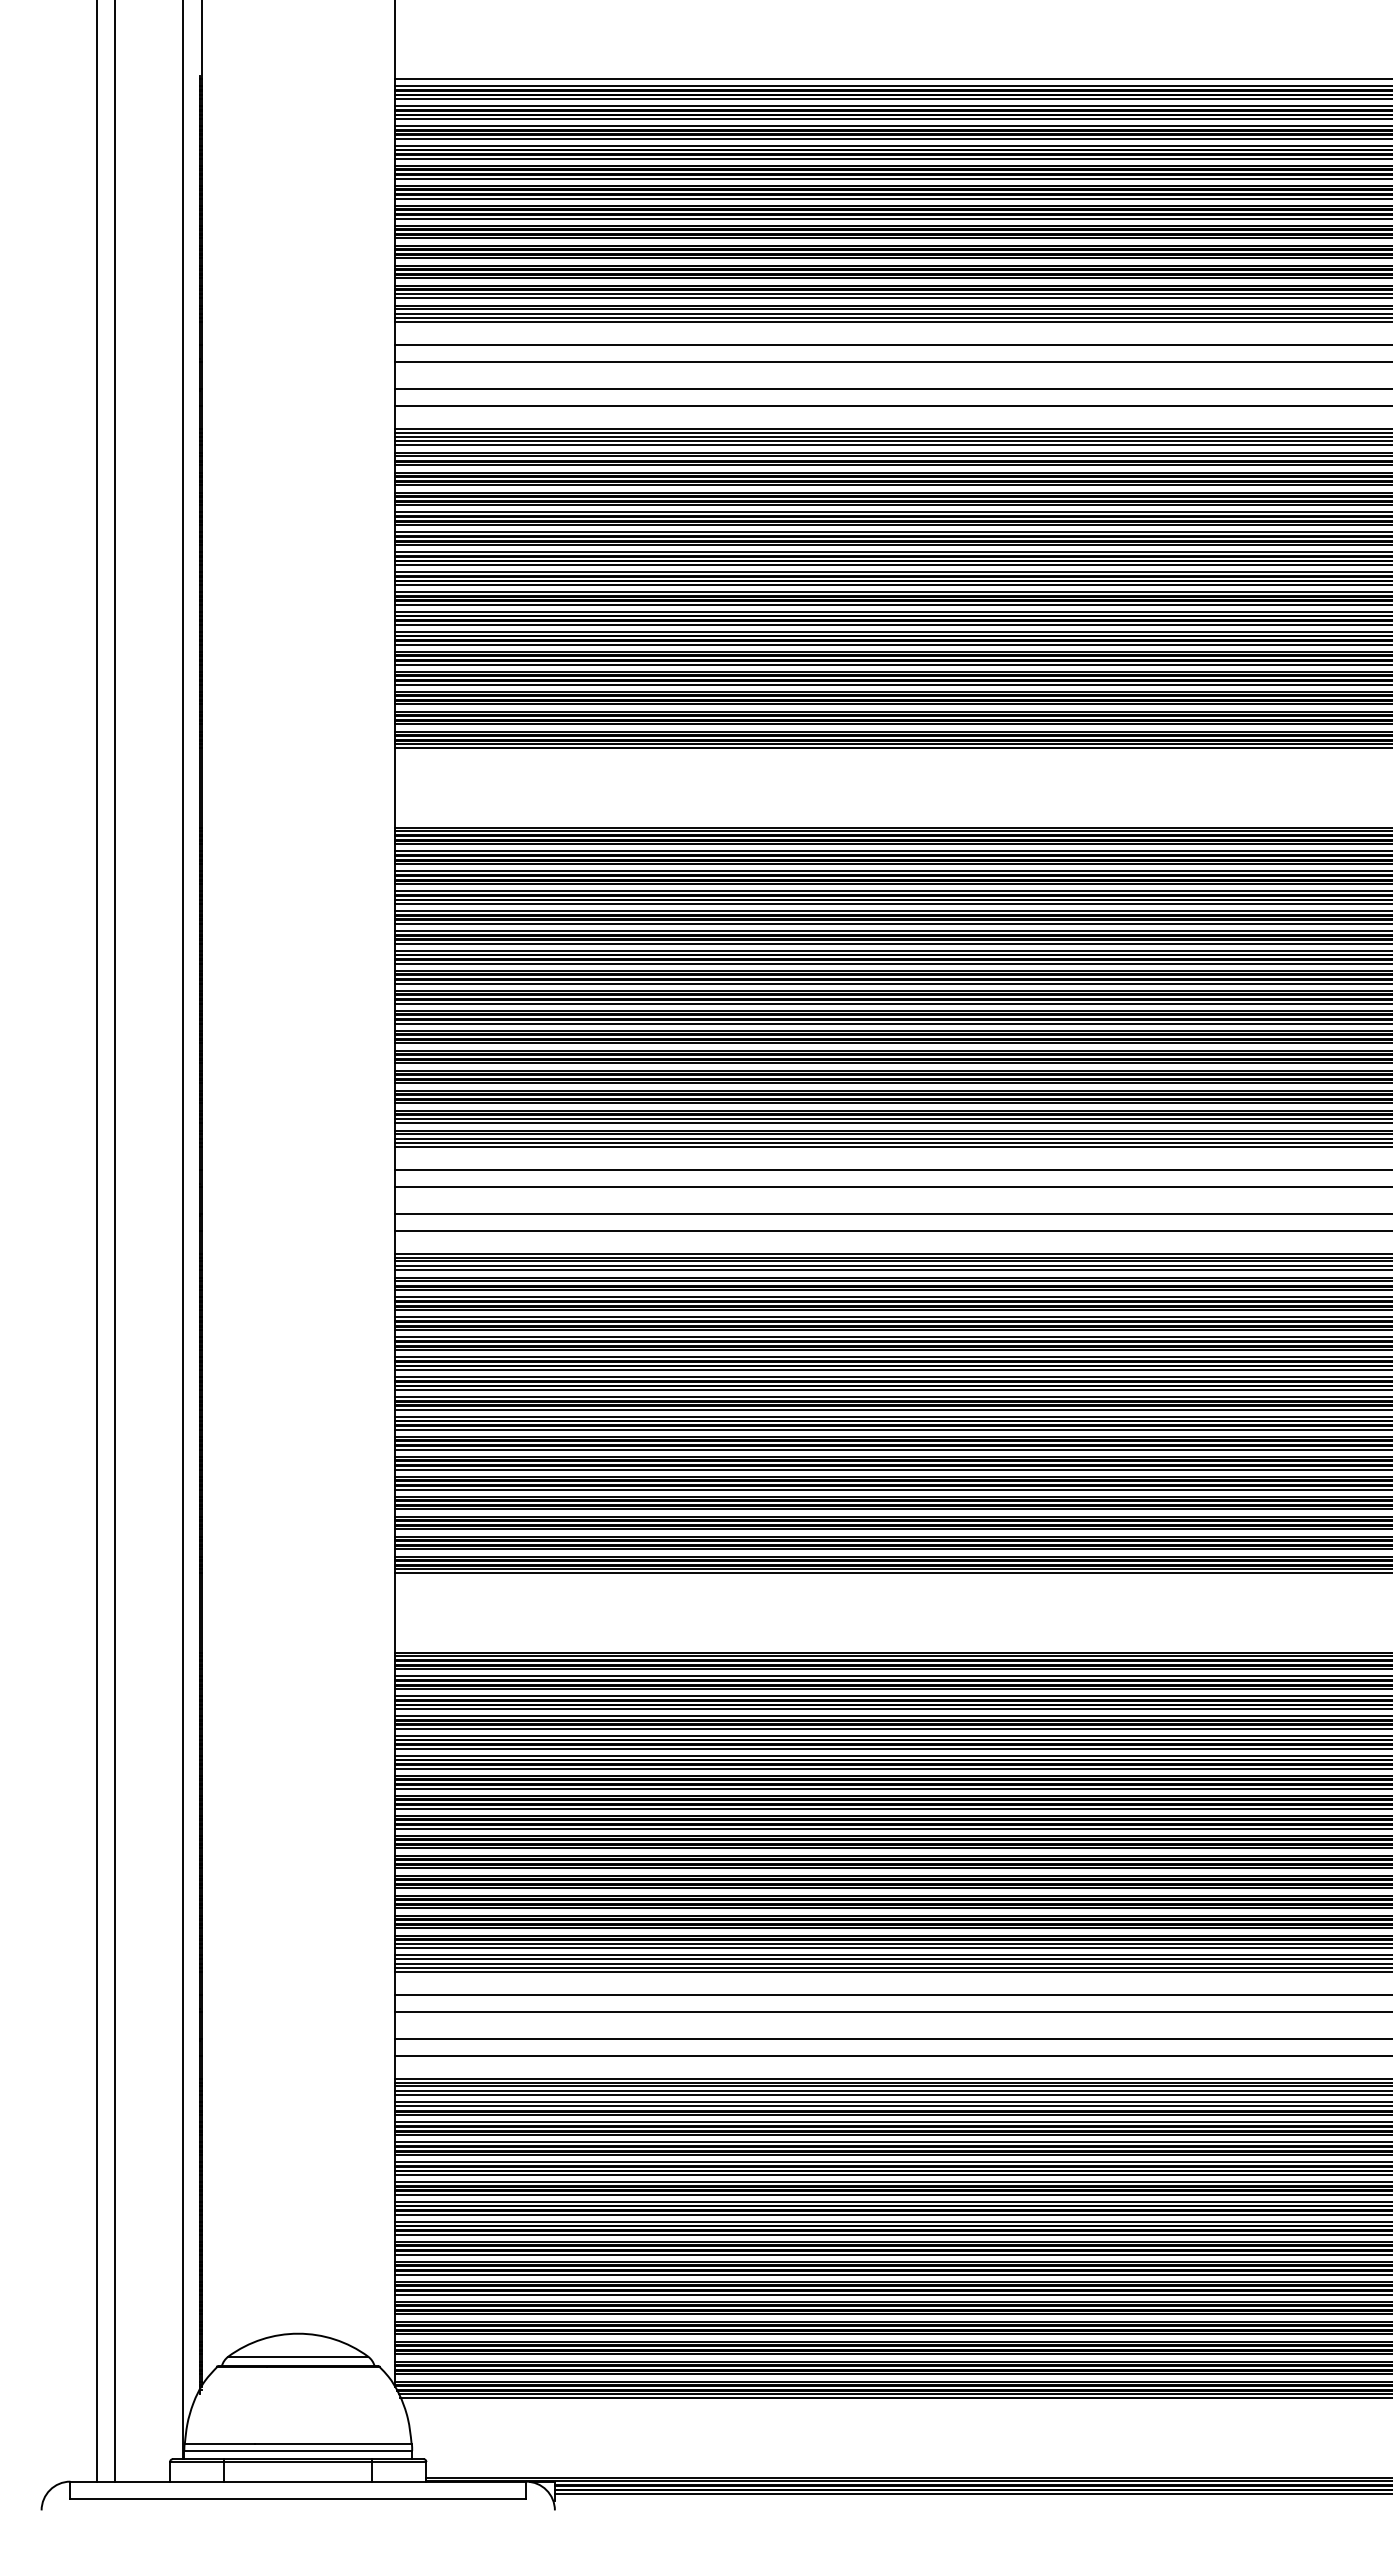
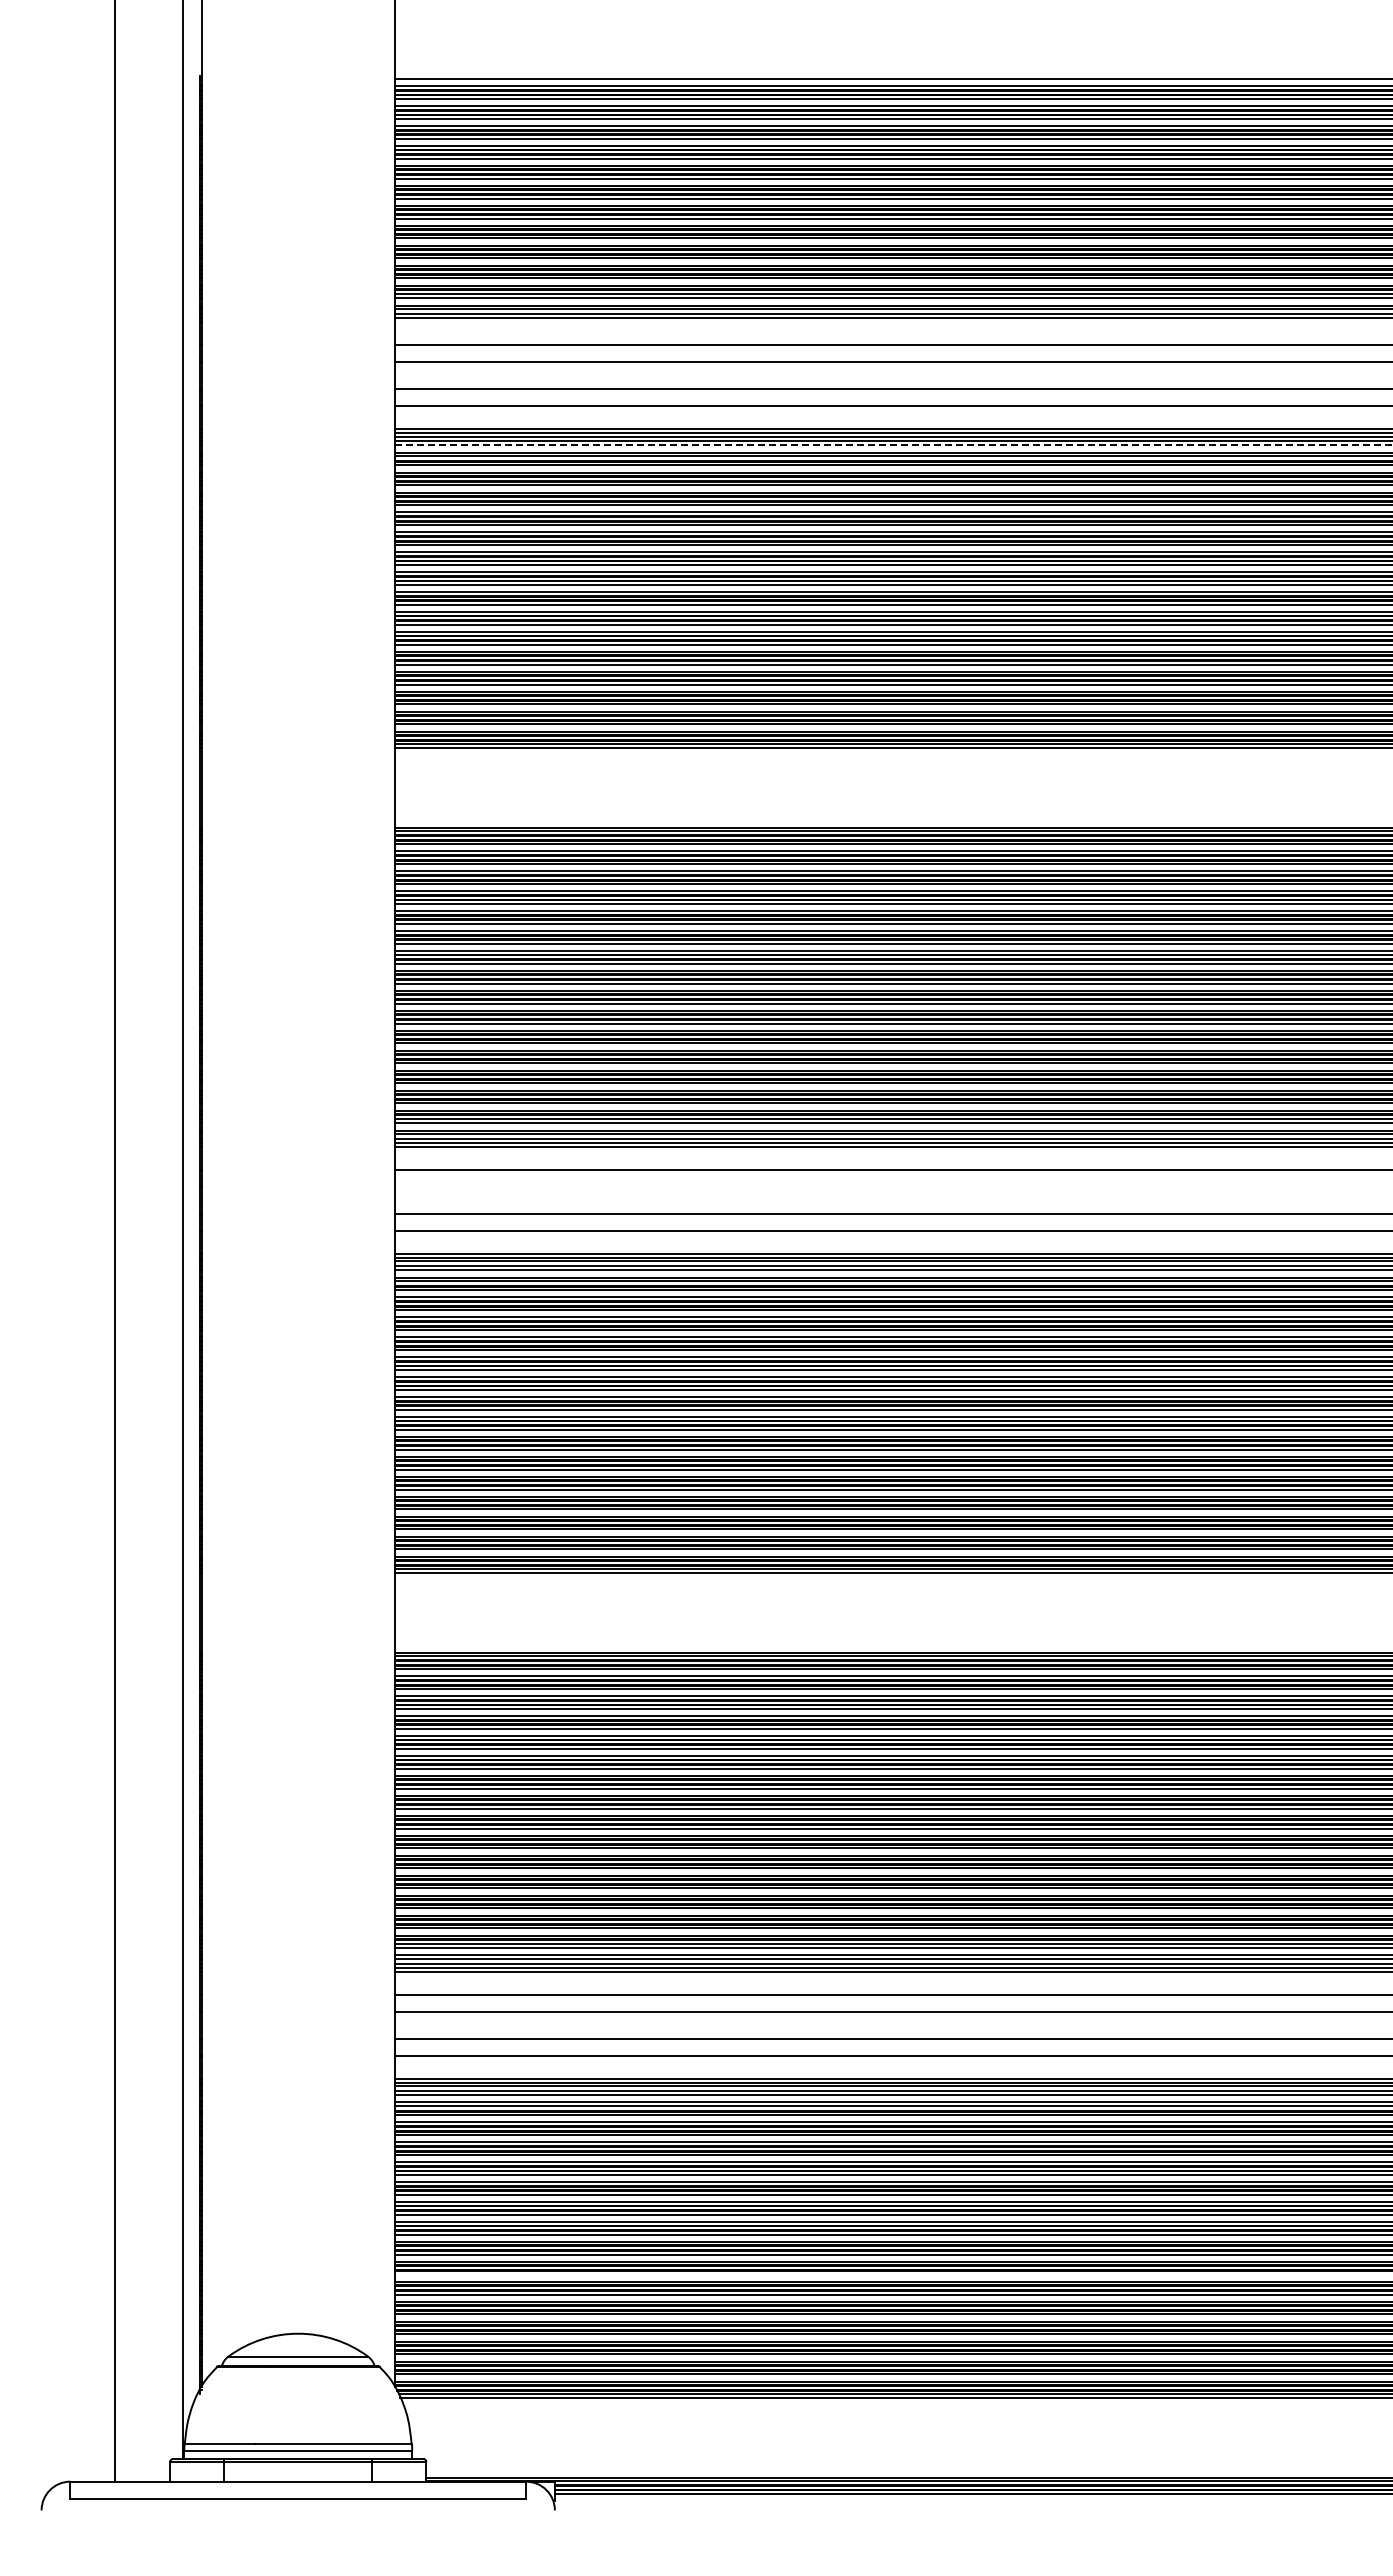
line: present -> none (891, 321)
line: solid -> dashed (893, 445)
line: present -> none (891, 1186)
line: present -> none (97, 1241)
line: present -> none (891, 2274)
